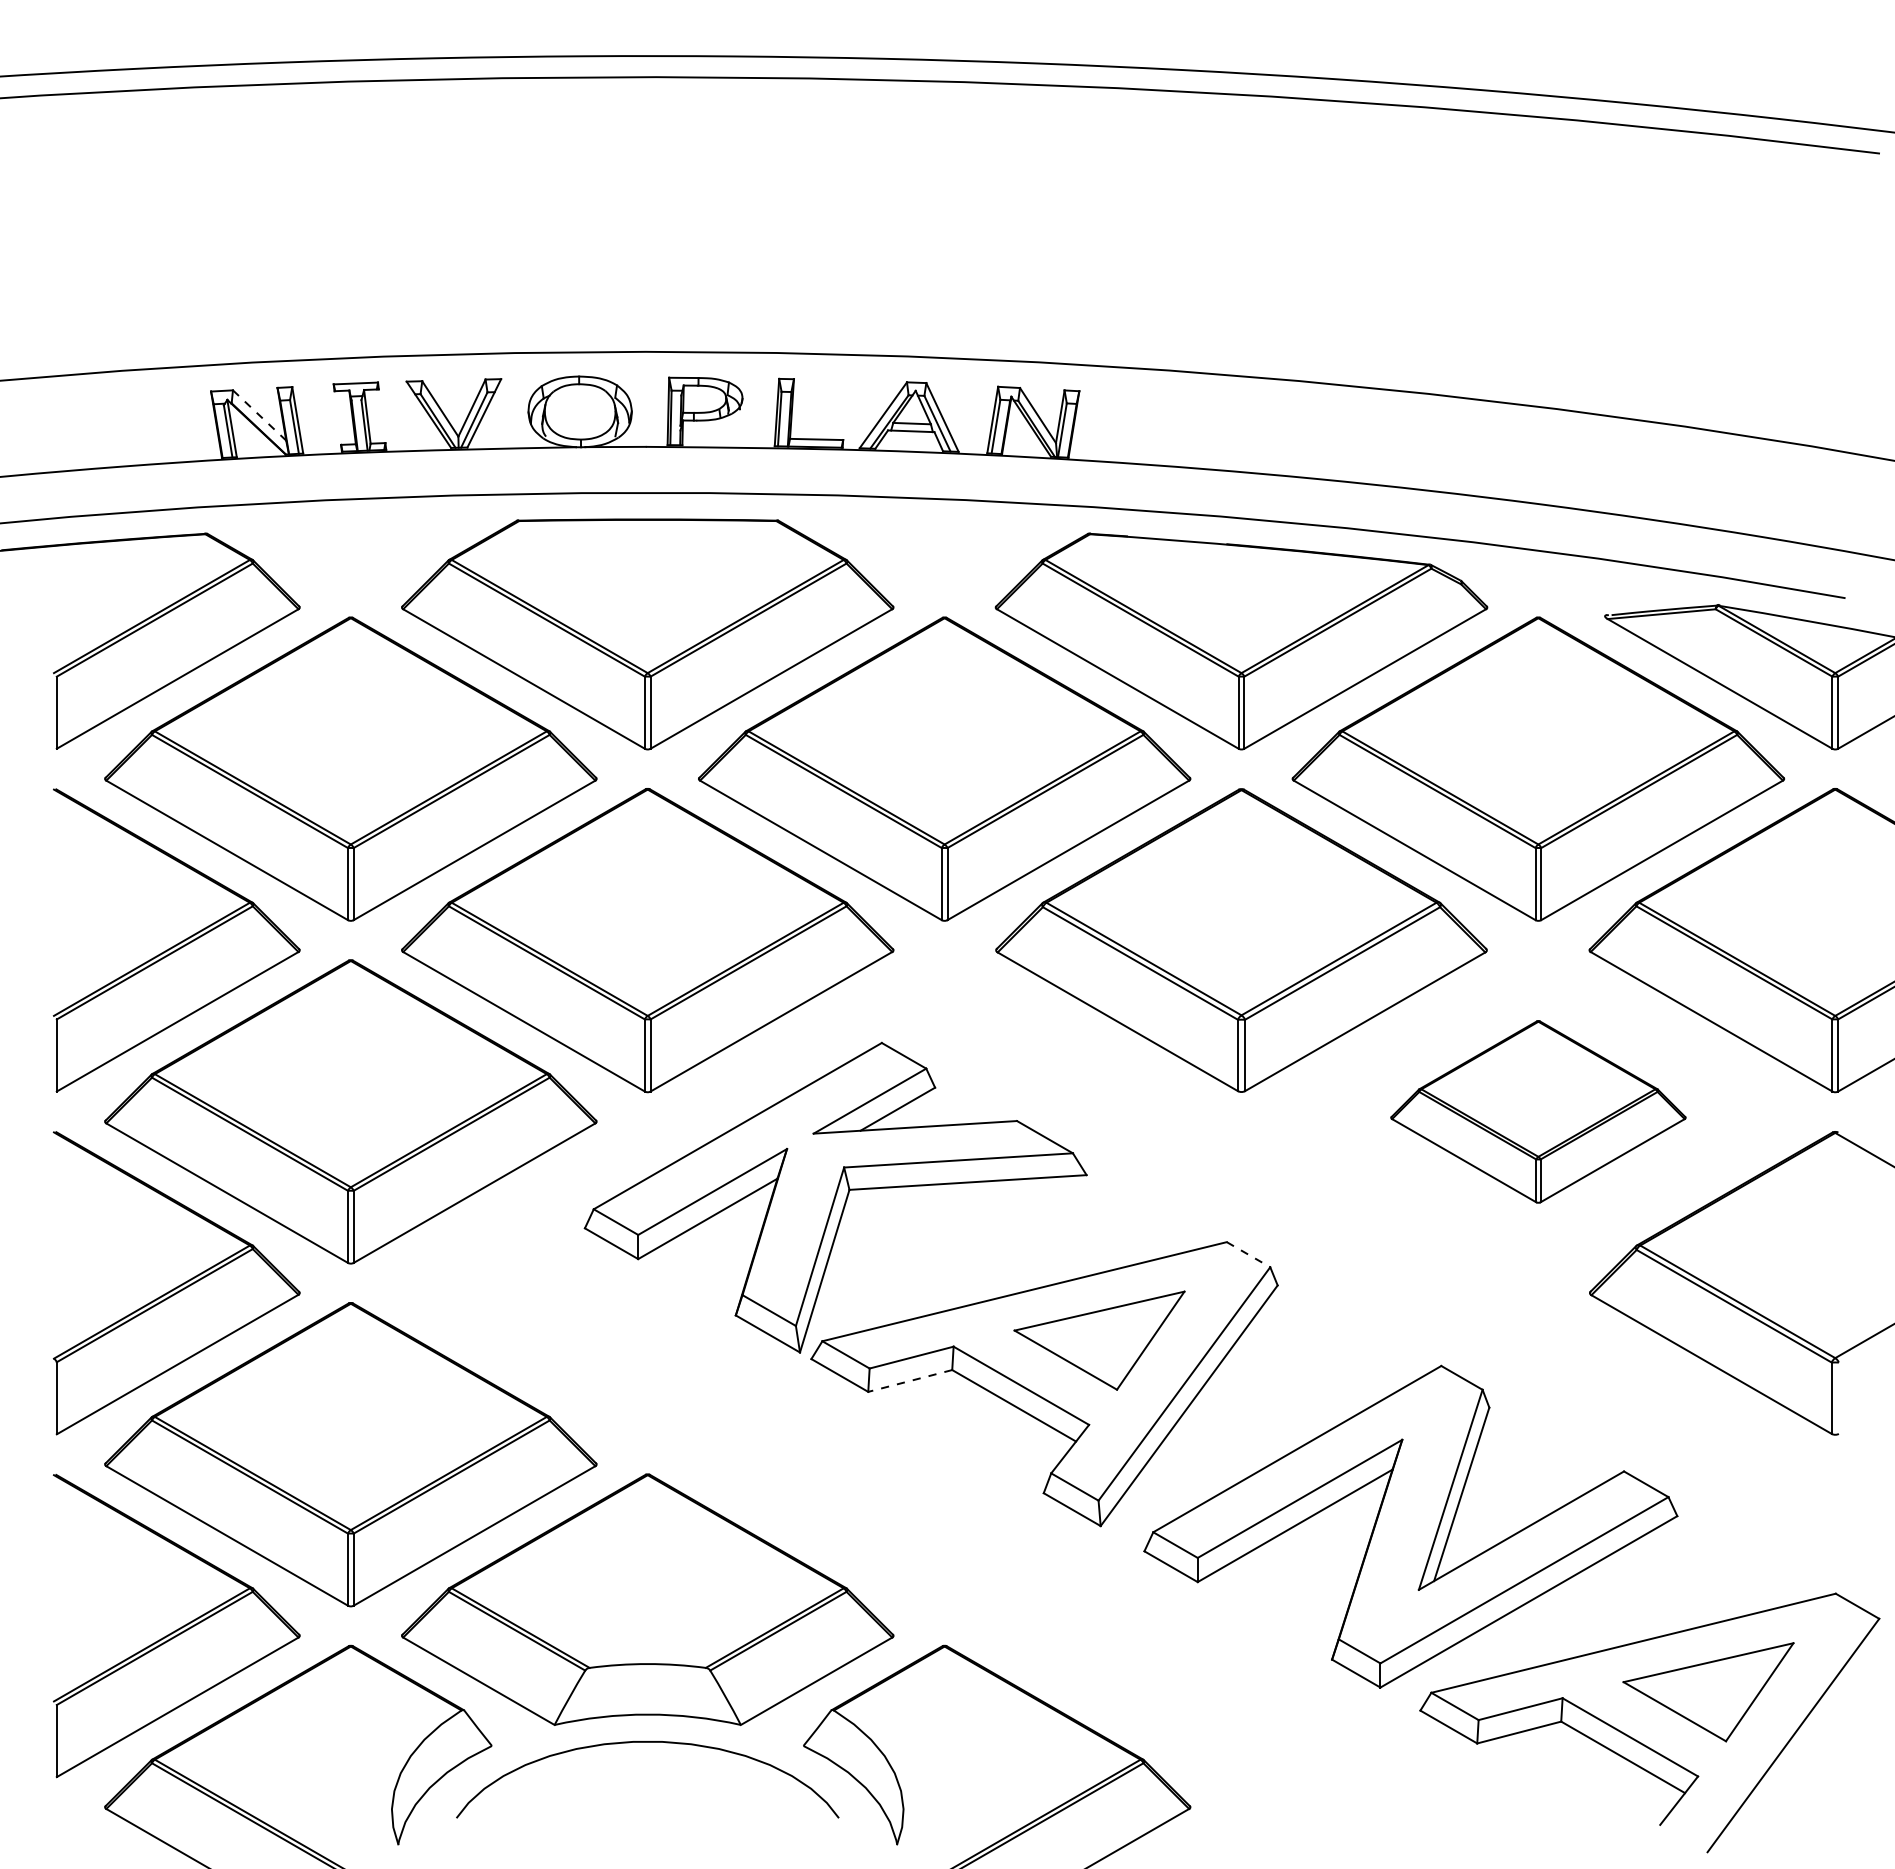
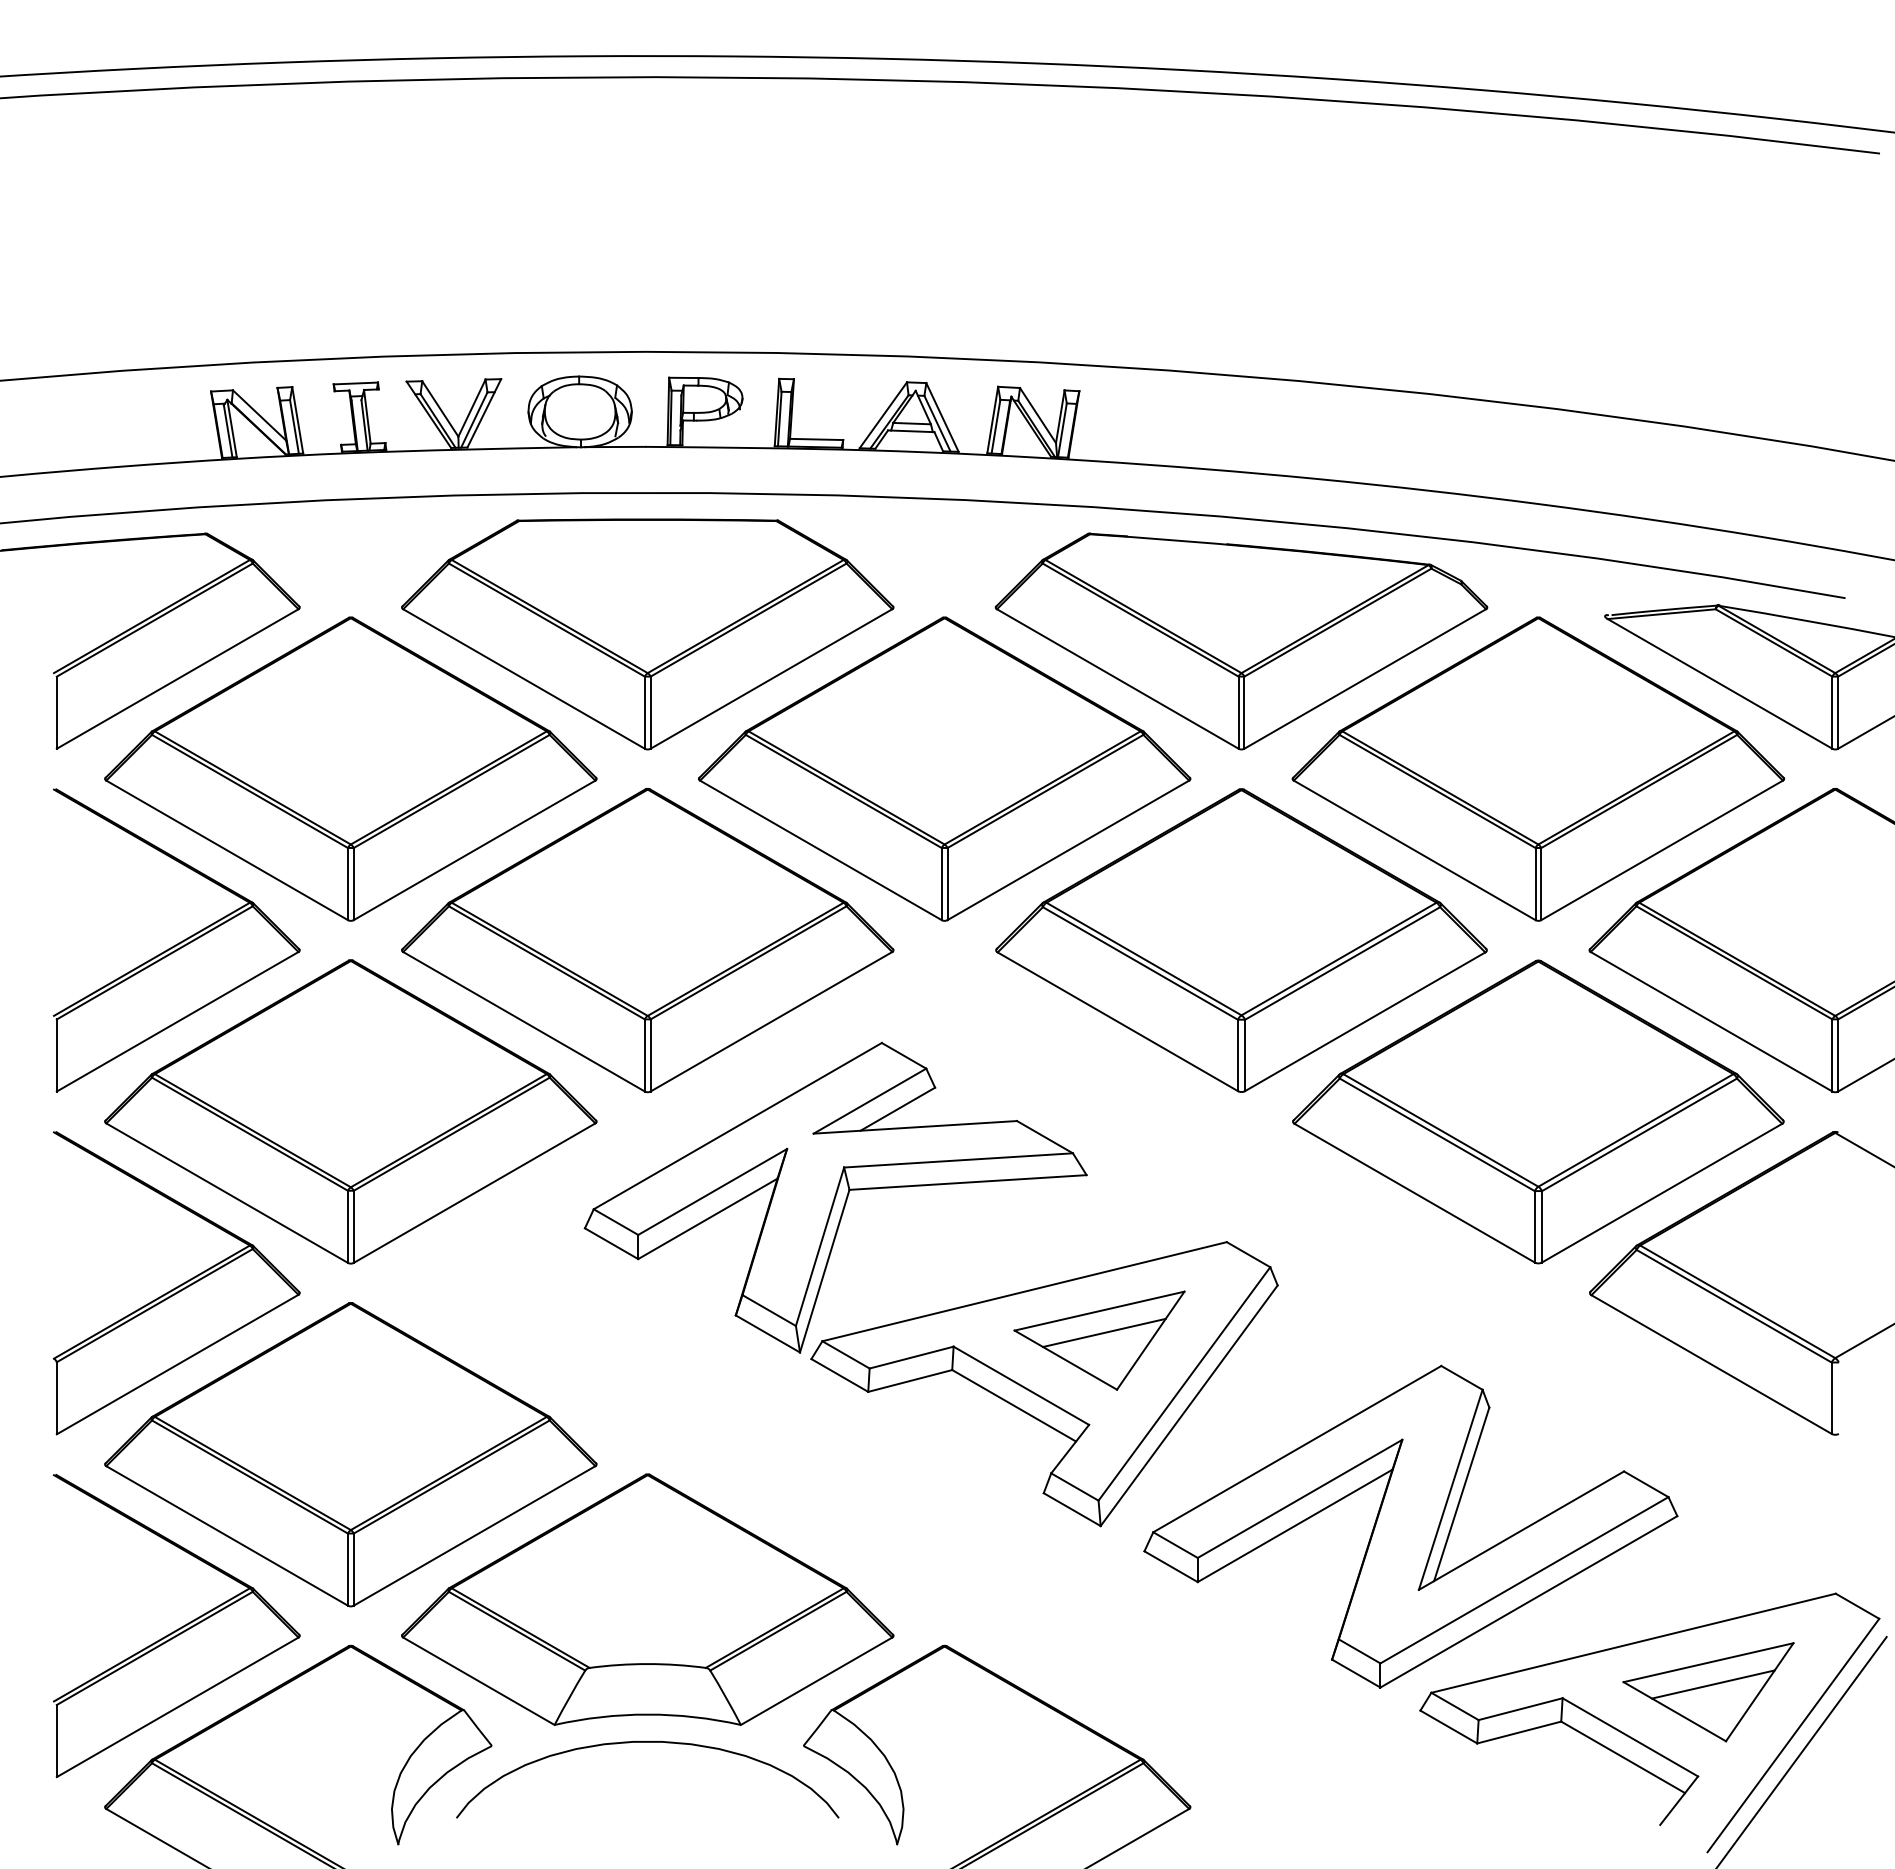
line: dashed -> solid (259, 415)
part size: 297x184 px -> 493x306 px (1538, 1111)
line: dashed -> solid (1248, 1254)
line: none -> present (1104, 1332)
line: dashed -> solid (909, 1381)
line: none -> present (1713, 1684)
line: none -> present (1802, 1751)
